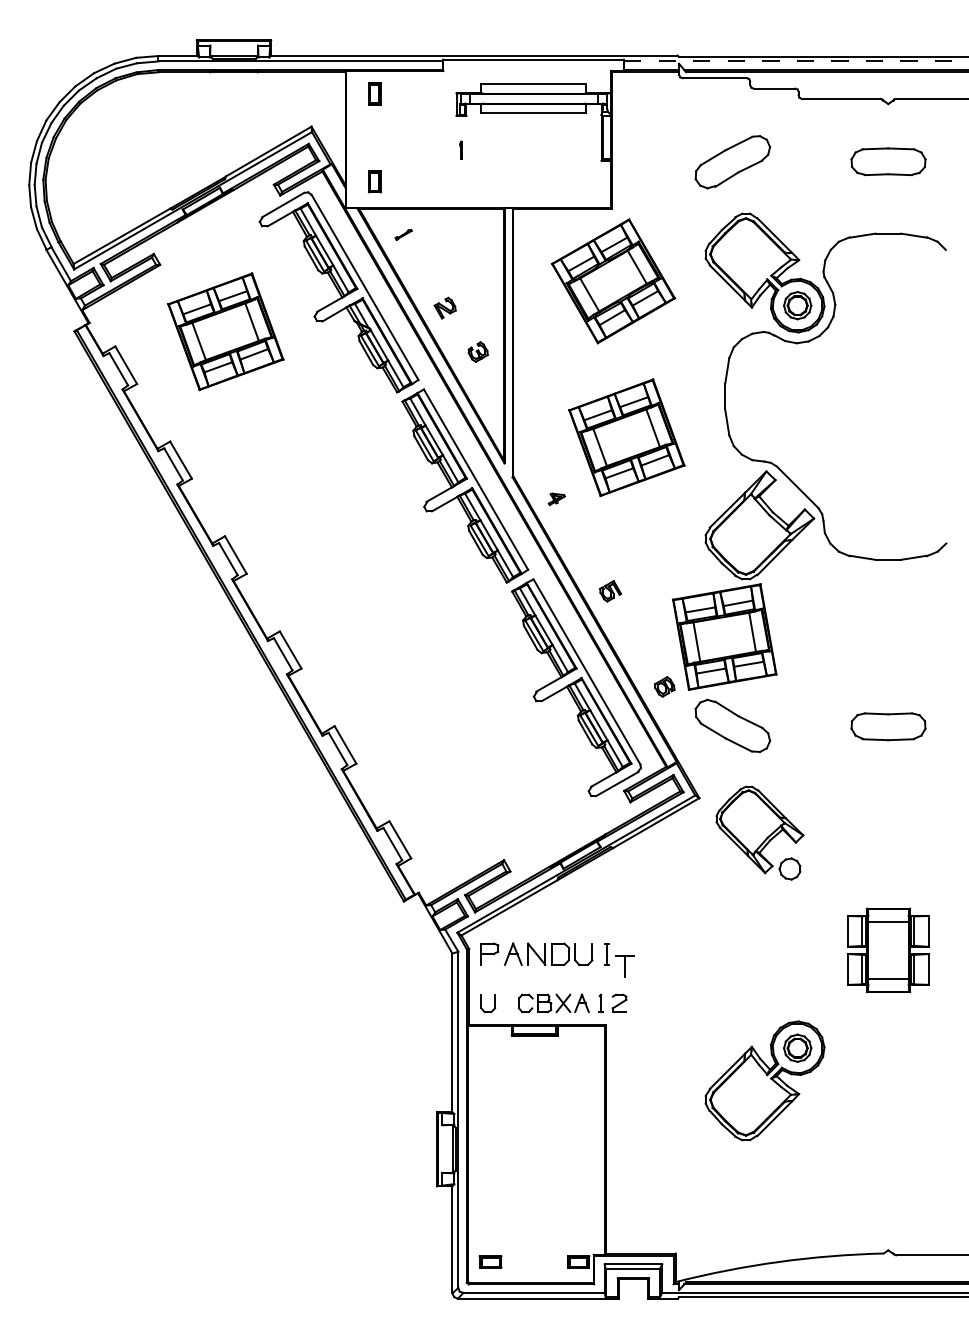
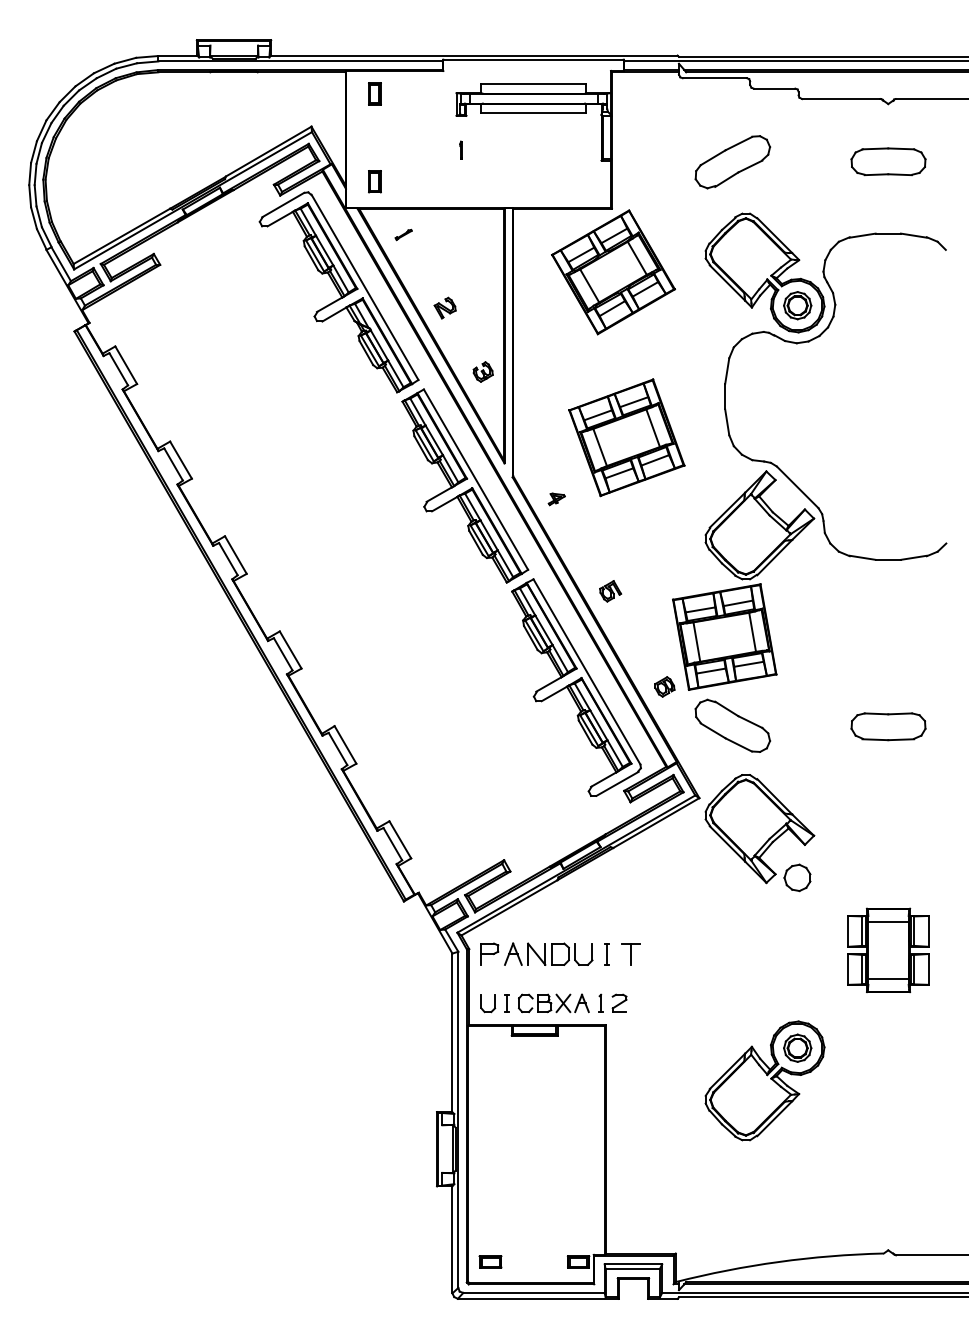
line: dashed -> solid (797, 61)
part position: (613, 281) -> (613, 272) (613, 272)
part: present -> none (225, 331)
part position: (477, 351) -> (482, 371) (482, 371)
part size: 90x96 px -> 112x119 px (759, 833)
part position: (624, 966) -> (630, 954) (630, 954)
part: none -> present (506, 1003)
